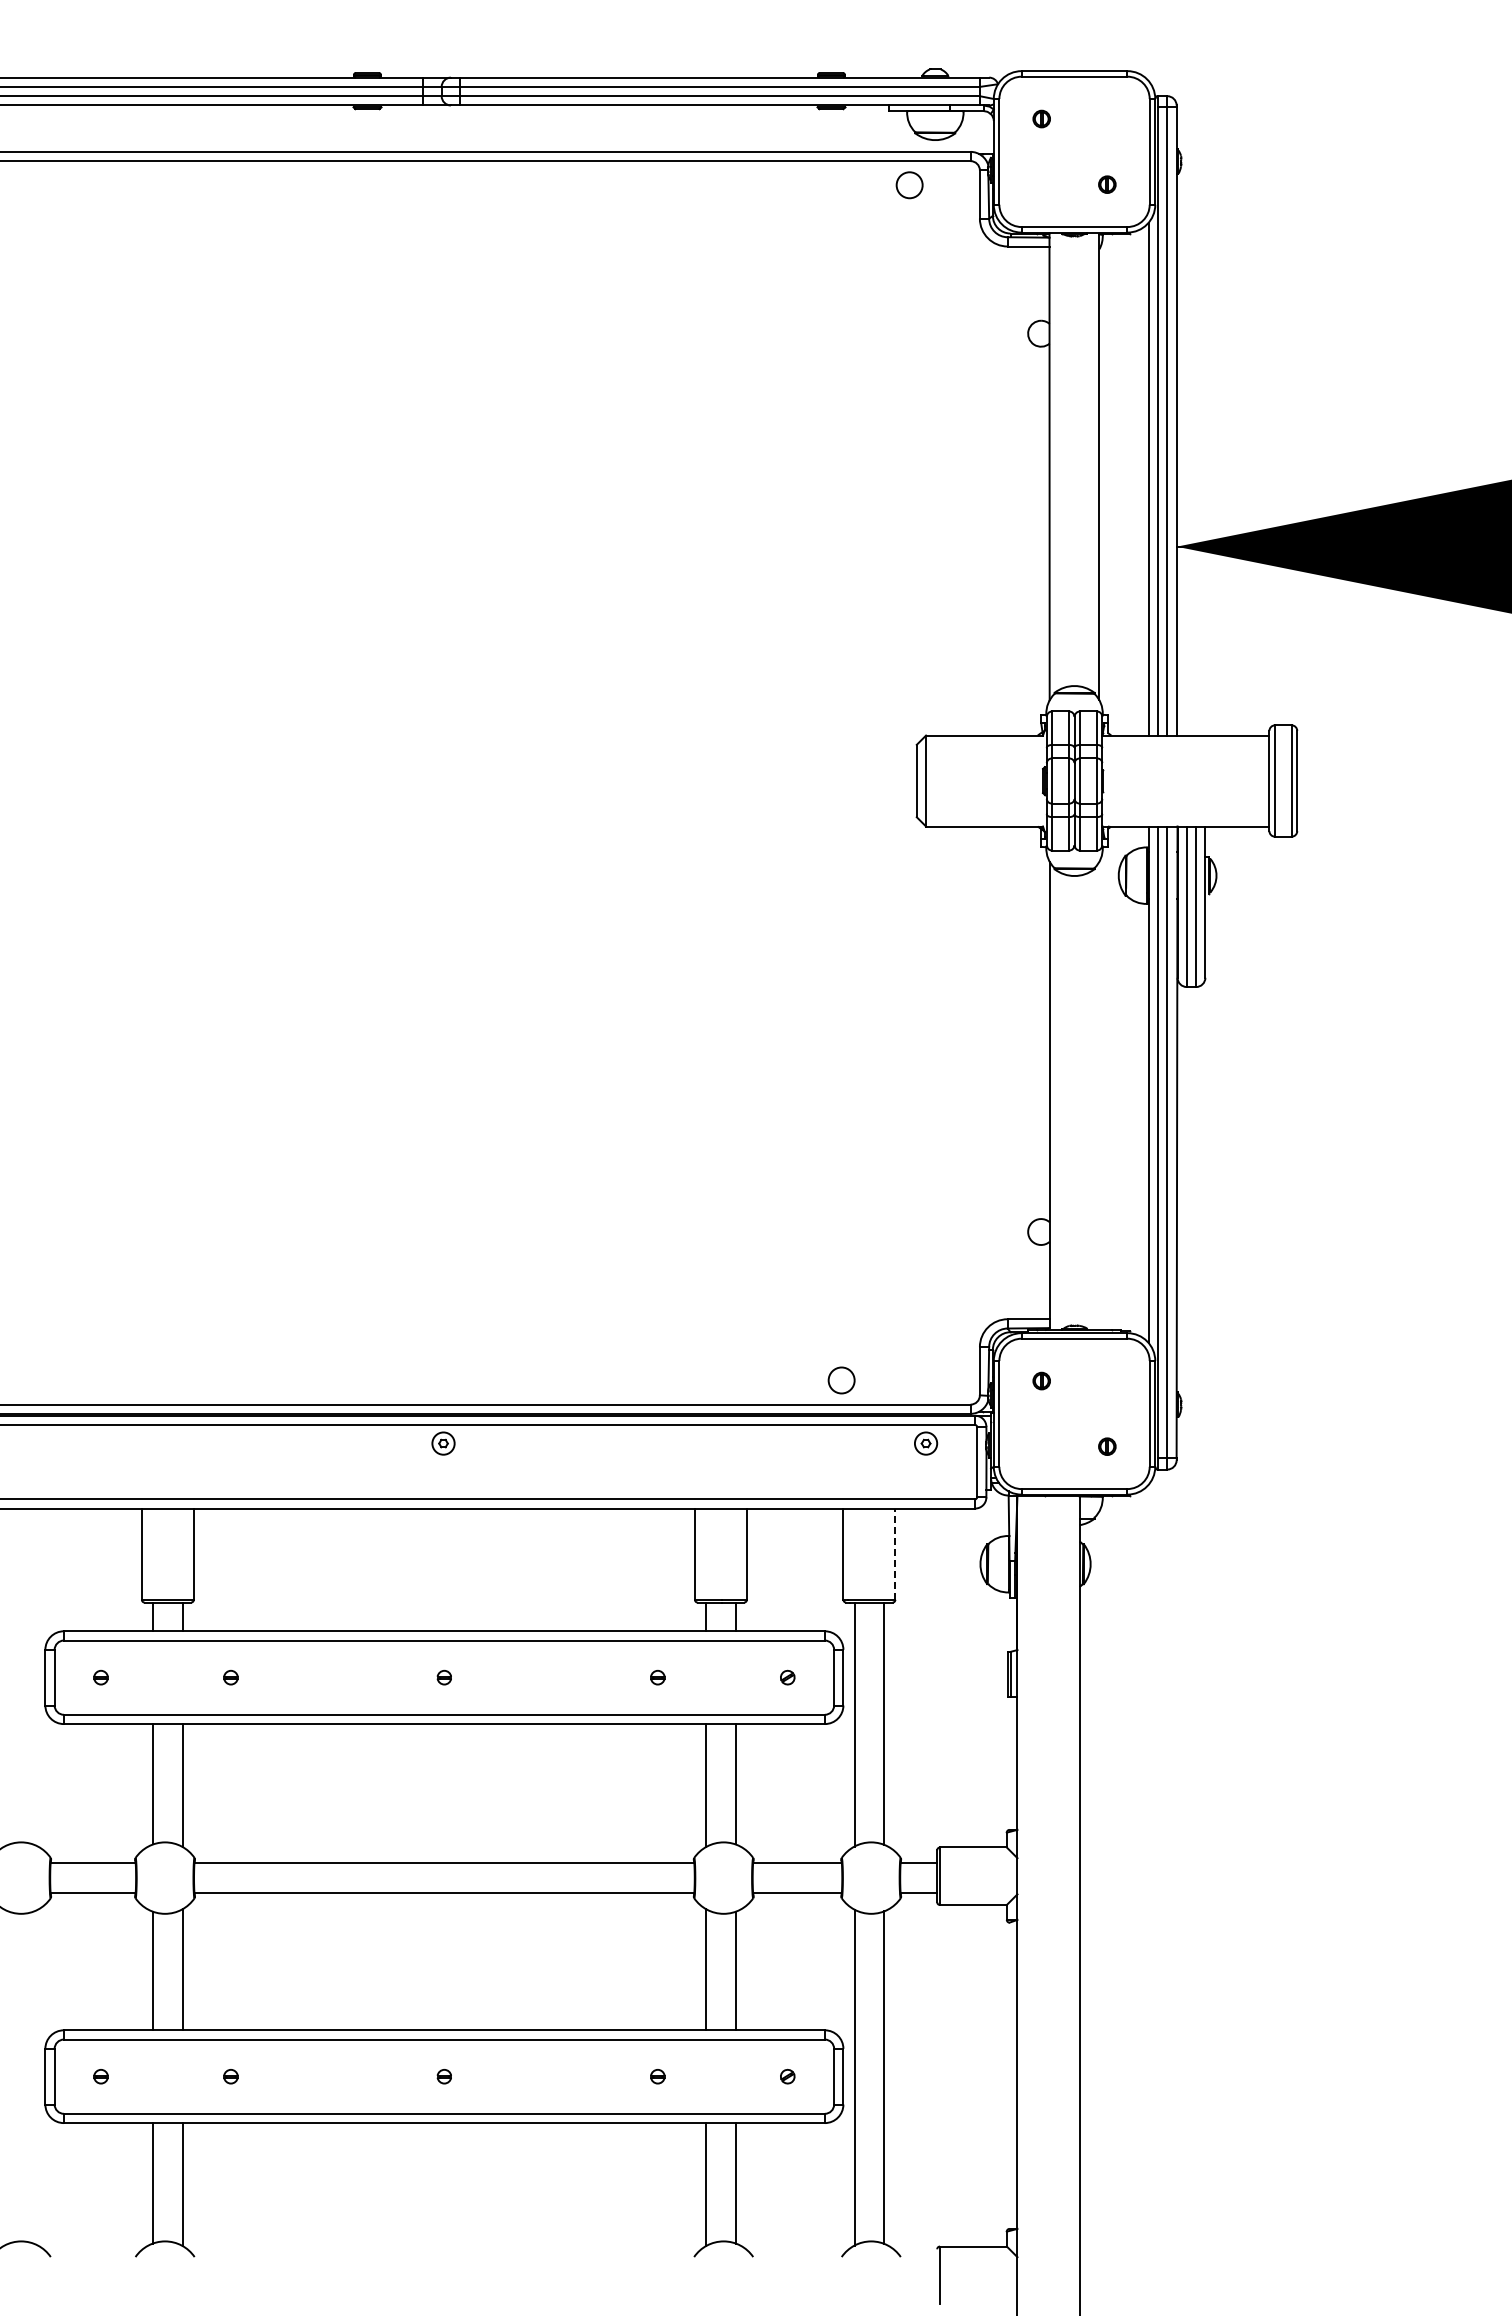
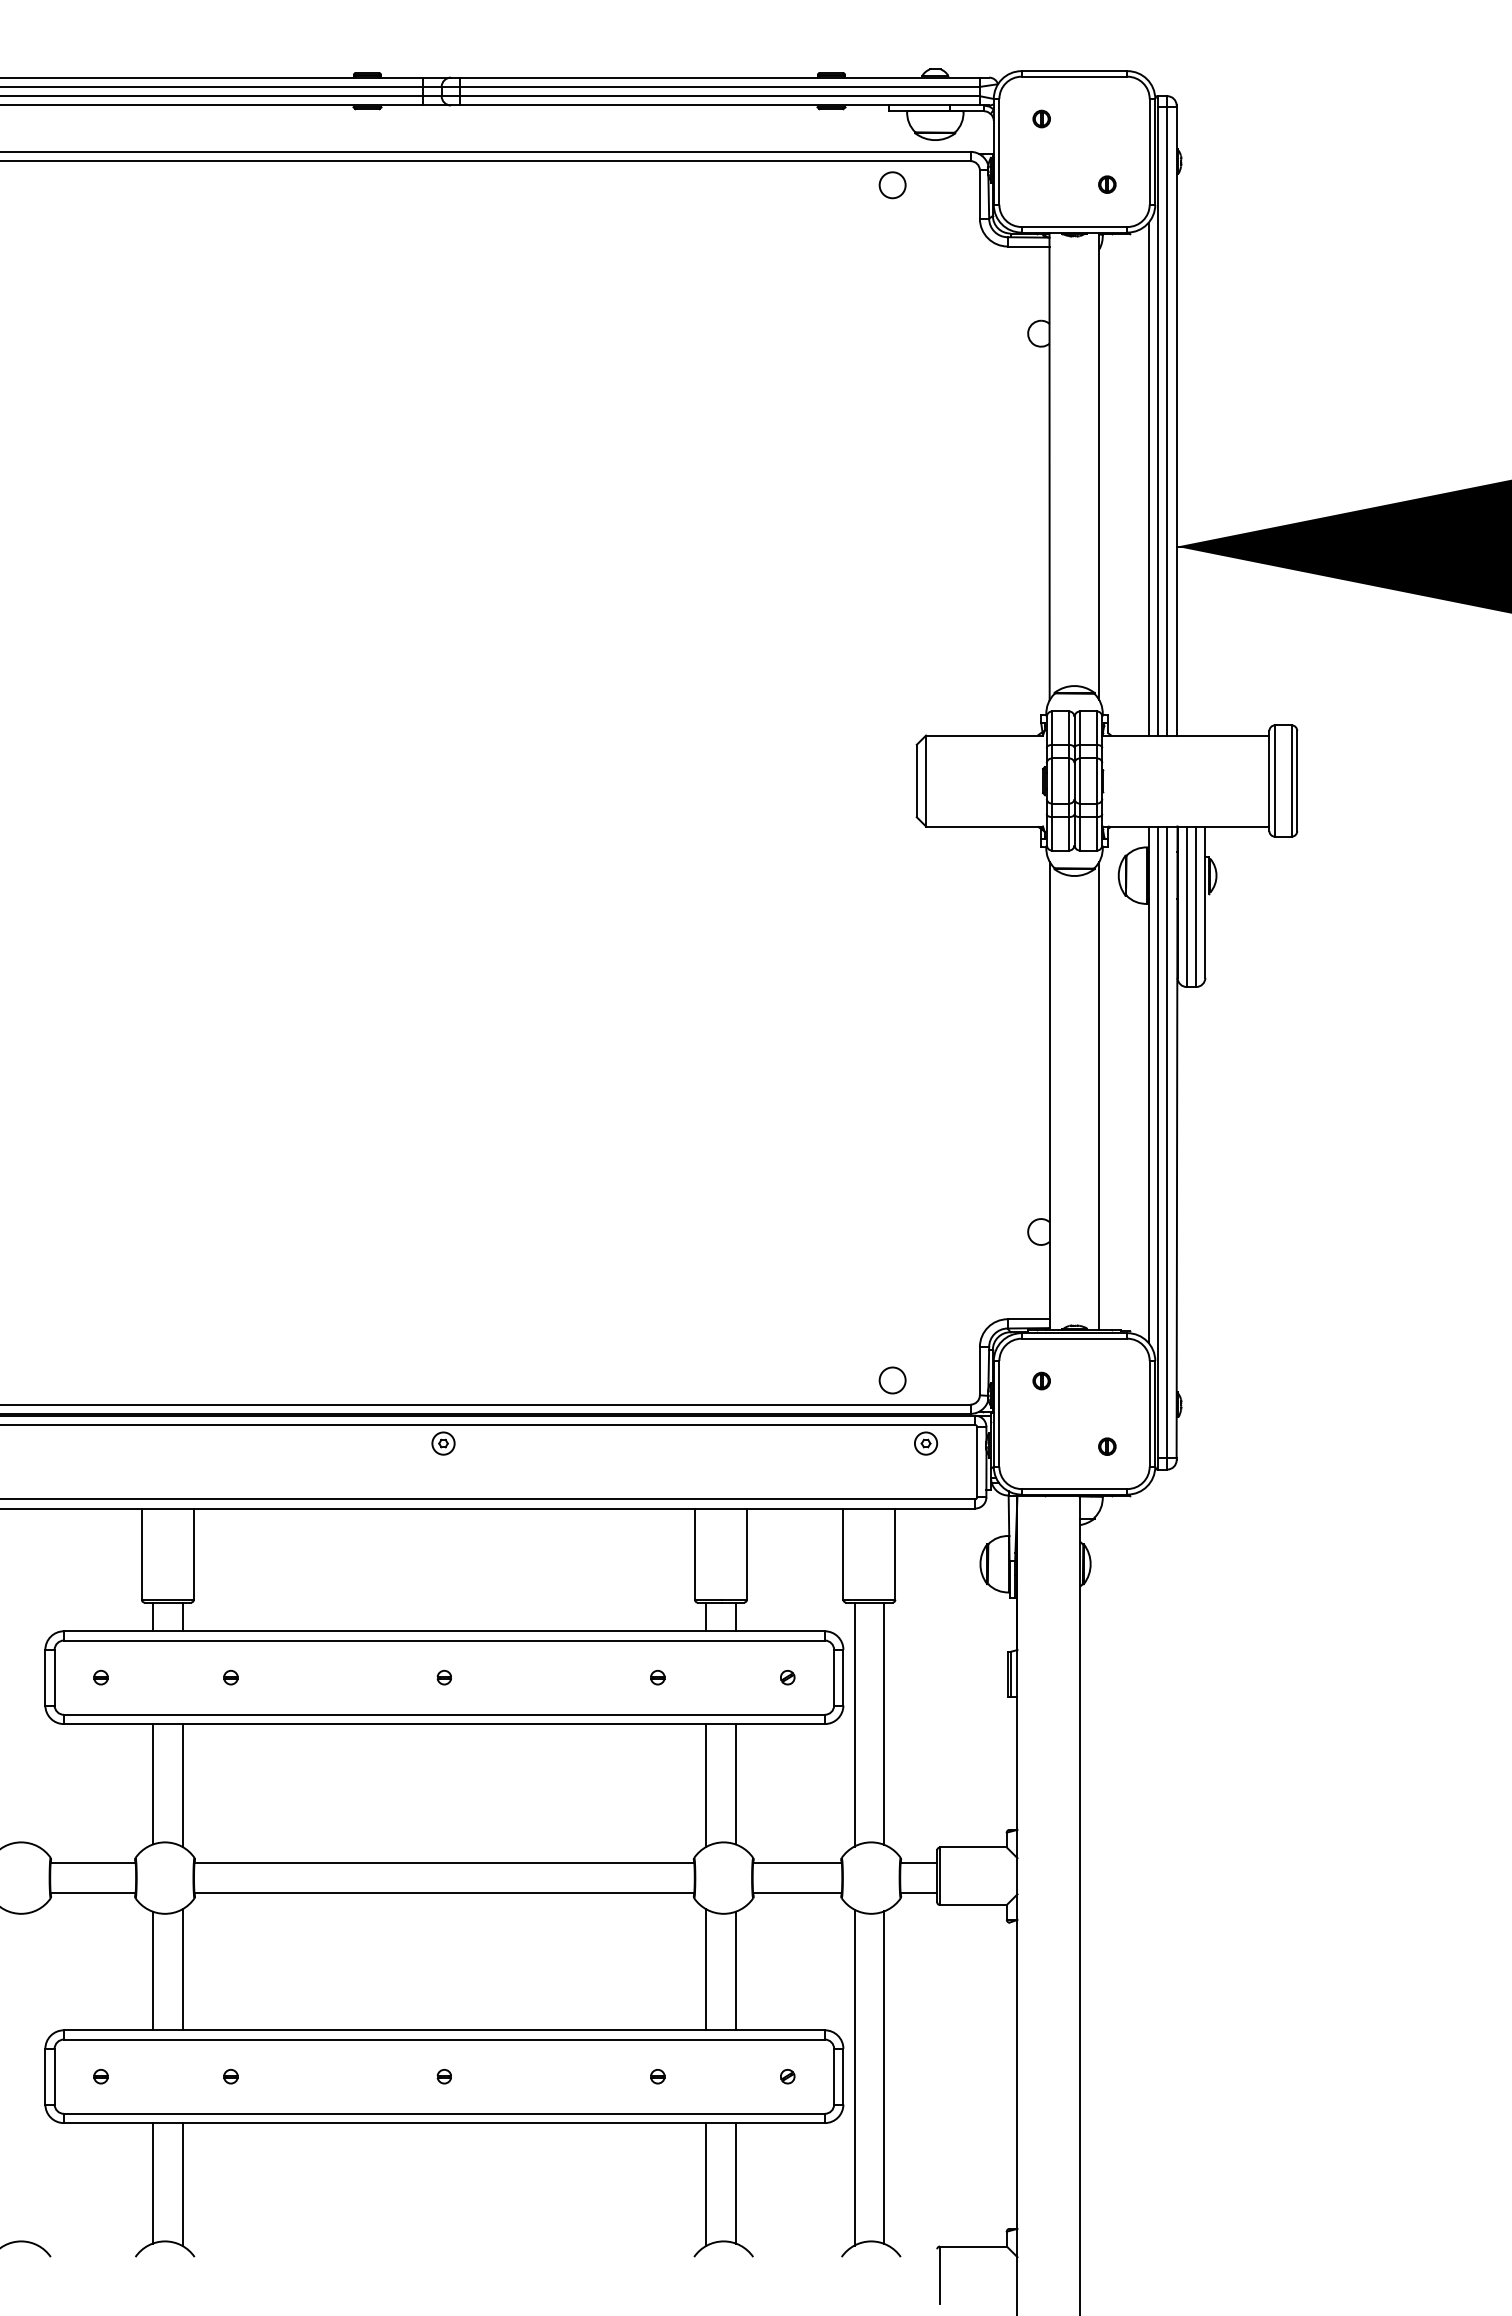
circle position: (909, 185) -> (892, 185) (892, 185)
line: none -> present (1099, 1095)
circle position: (841, 1380) -> (892, 1380) (892, 1380)
line: dashed -> solid (895, 1554)
